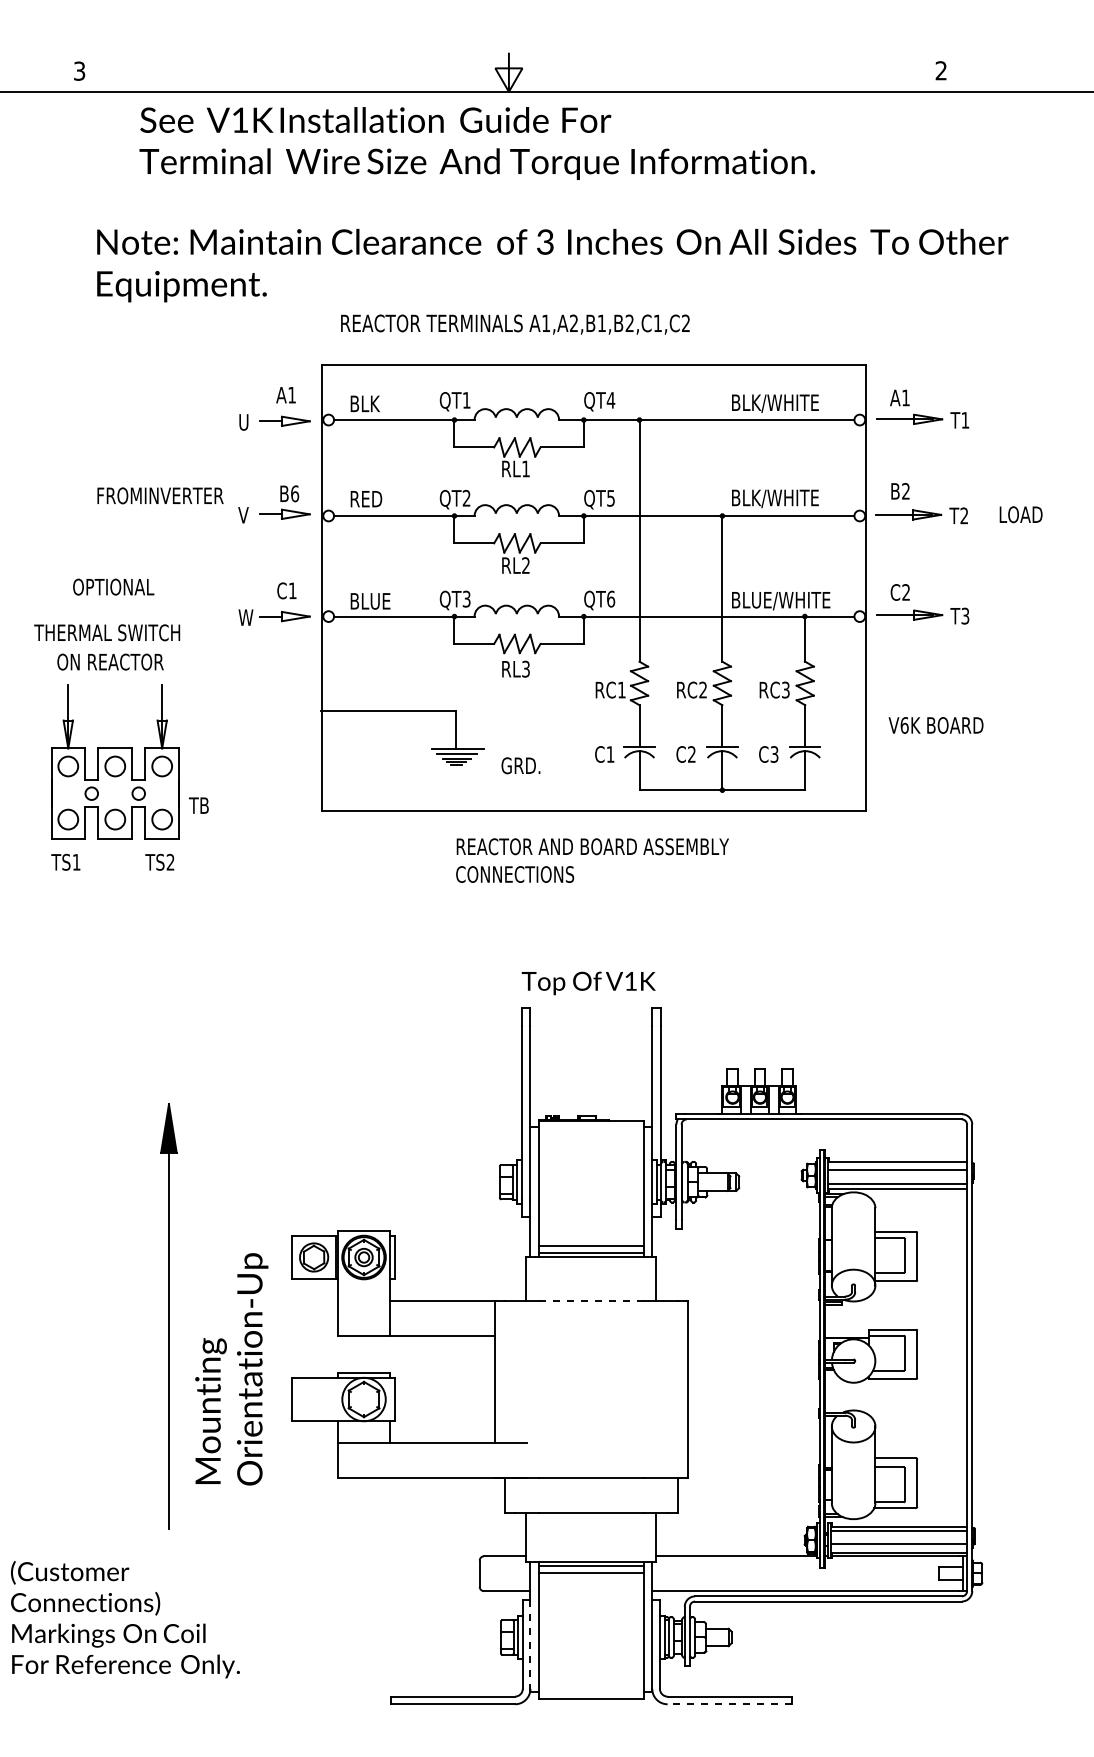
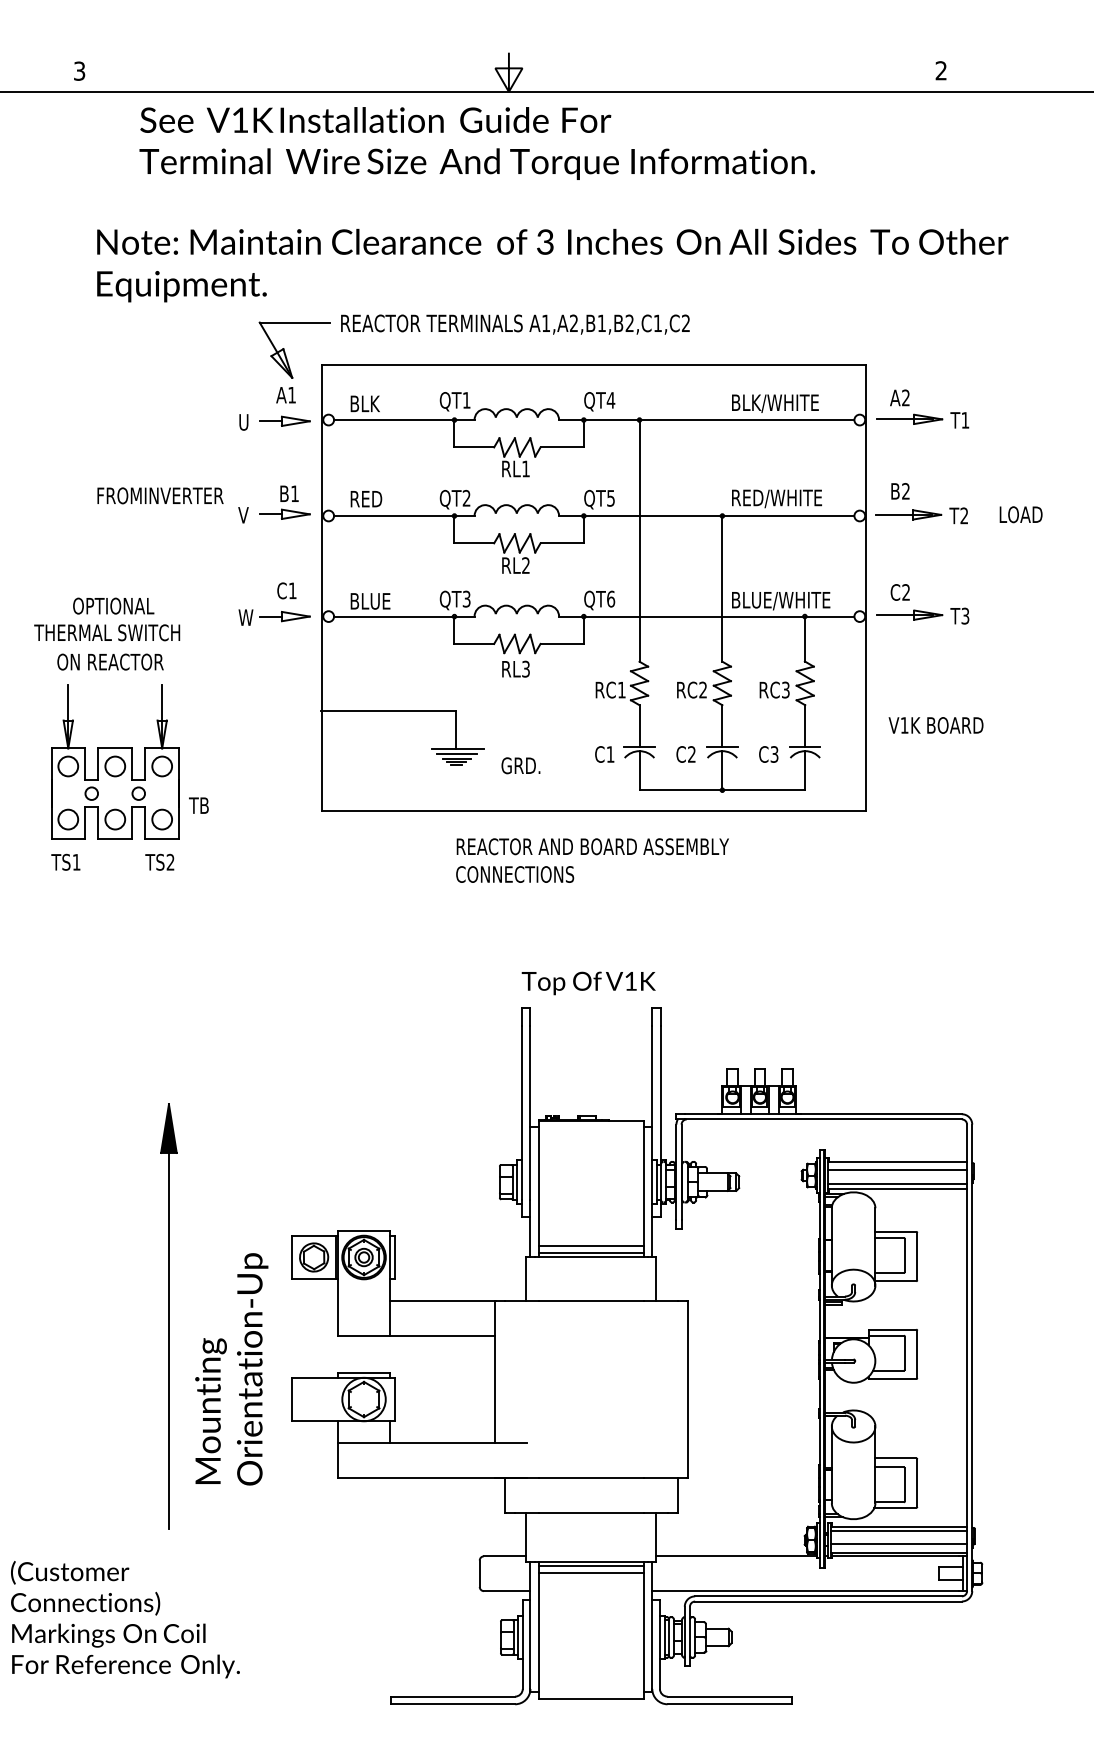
part: none -> present (285, 351)
text: A1 -> A2 (905, 397)
text: B6 -> B1 (295, 493)
text: BLK/WHITE -> RED/WHITE (777, 498)
text position: (113, 586) -> (113, 605) (113, 605)
text: V6K -> V1K (904, 725)
line: dashed -> solid (591, 1300)
line: dashed -> solid (530, 1644)
line: dashed -> solid (729, 1704)
